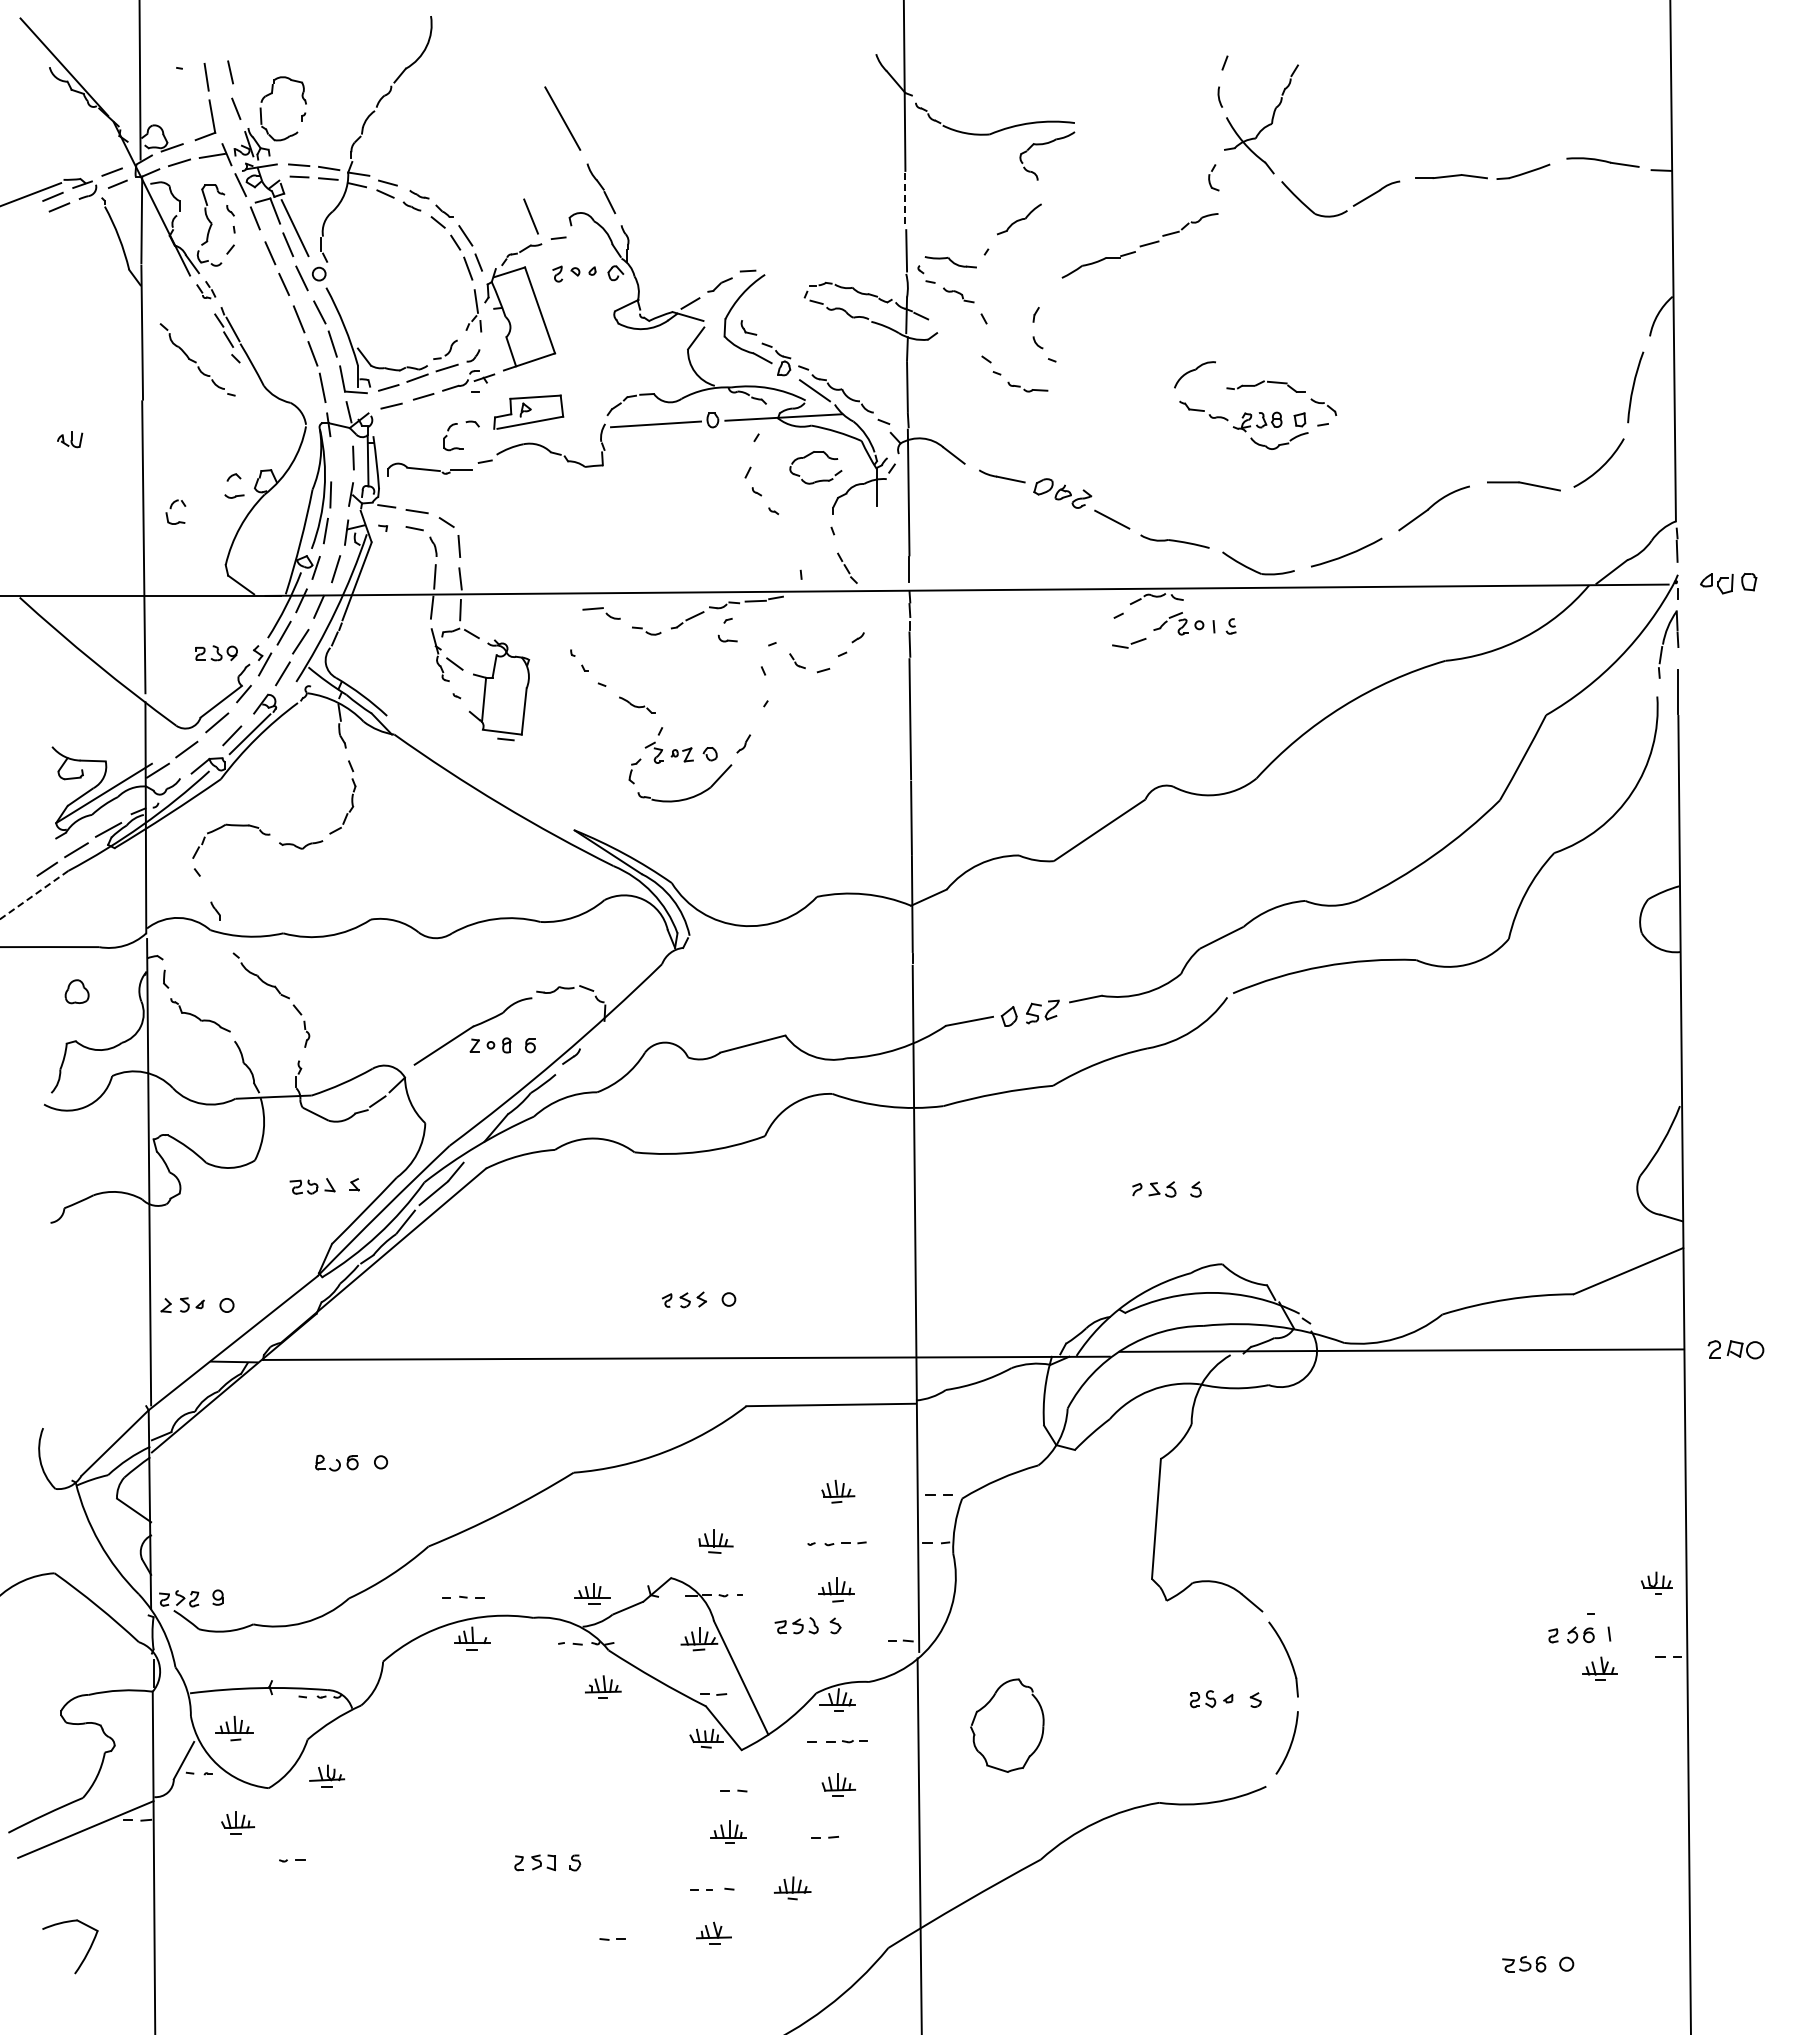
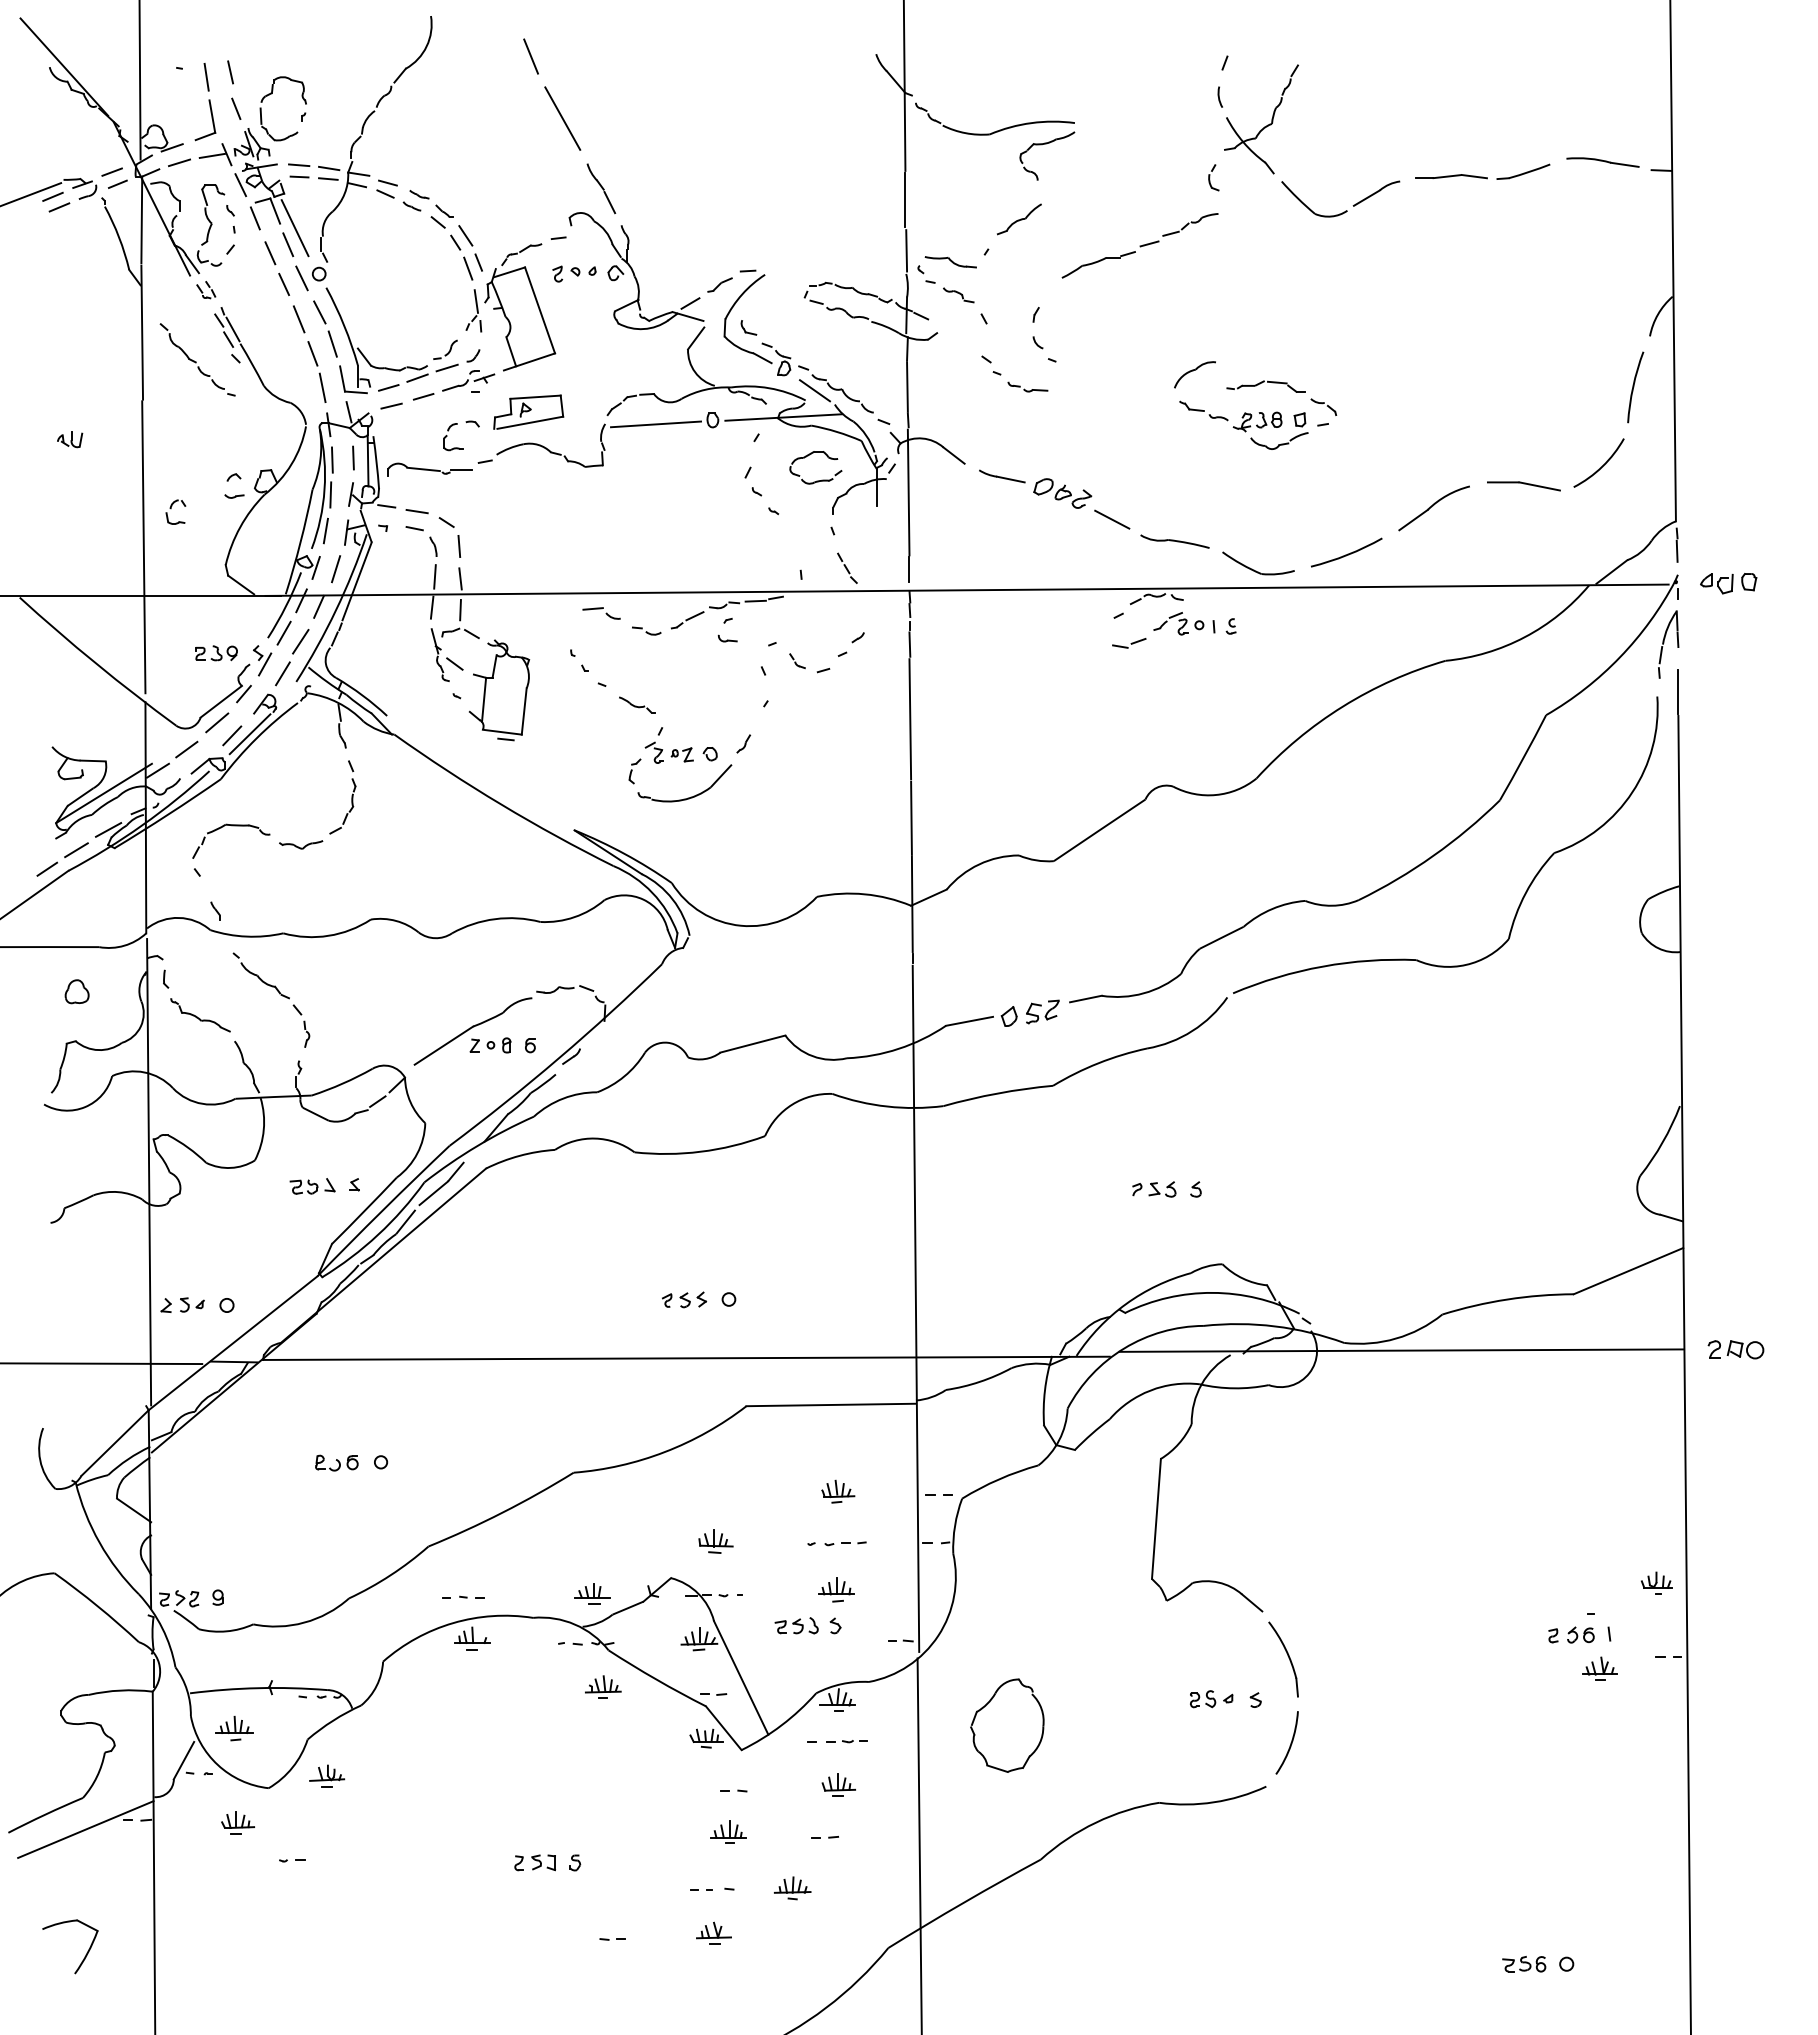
line: dashed -> solid (905, 200)
line position: (530, 216) -> (530, 56) (530, 56)
line: none -> present (332, 459)
line: dashed -> solid (34, 895)
line: none -> present (102, 1363)
